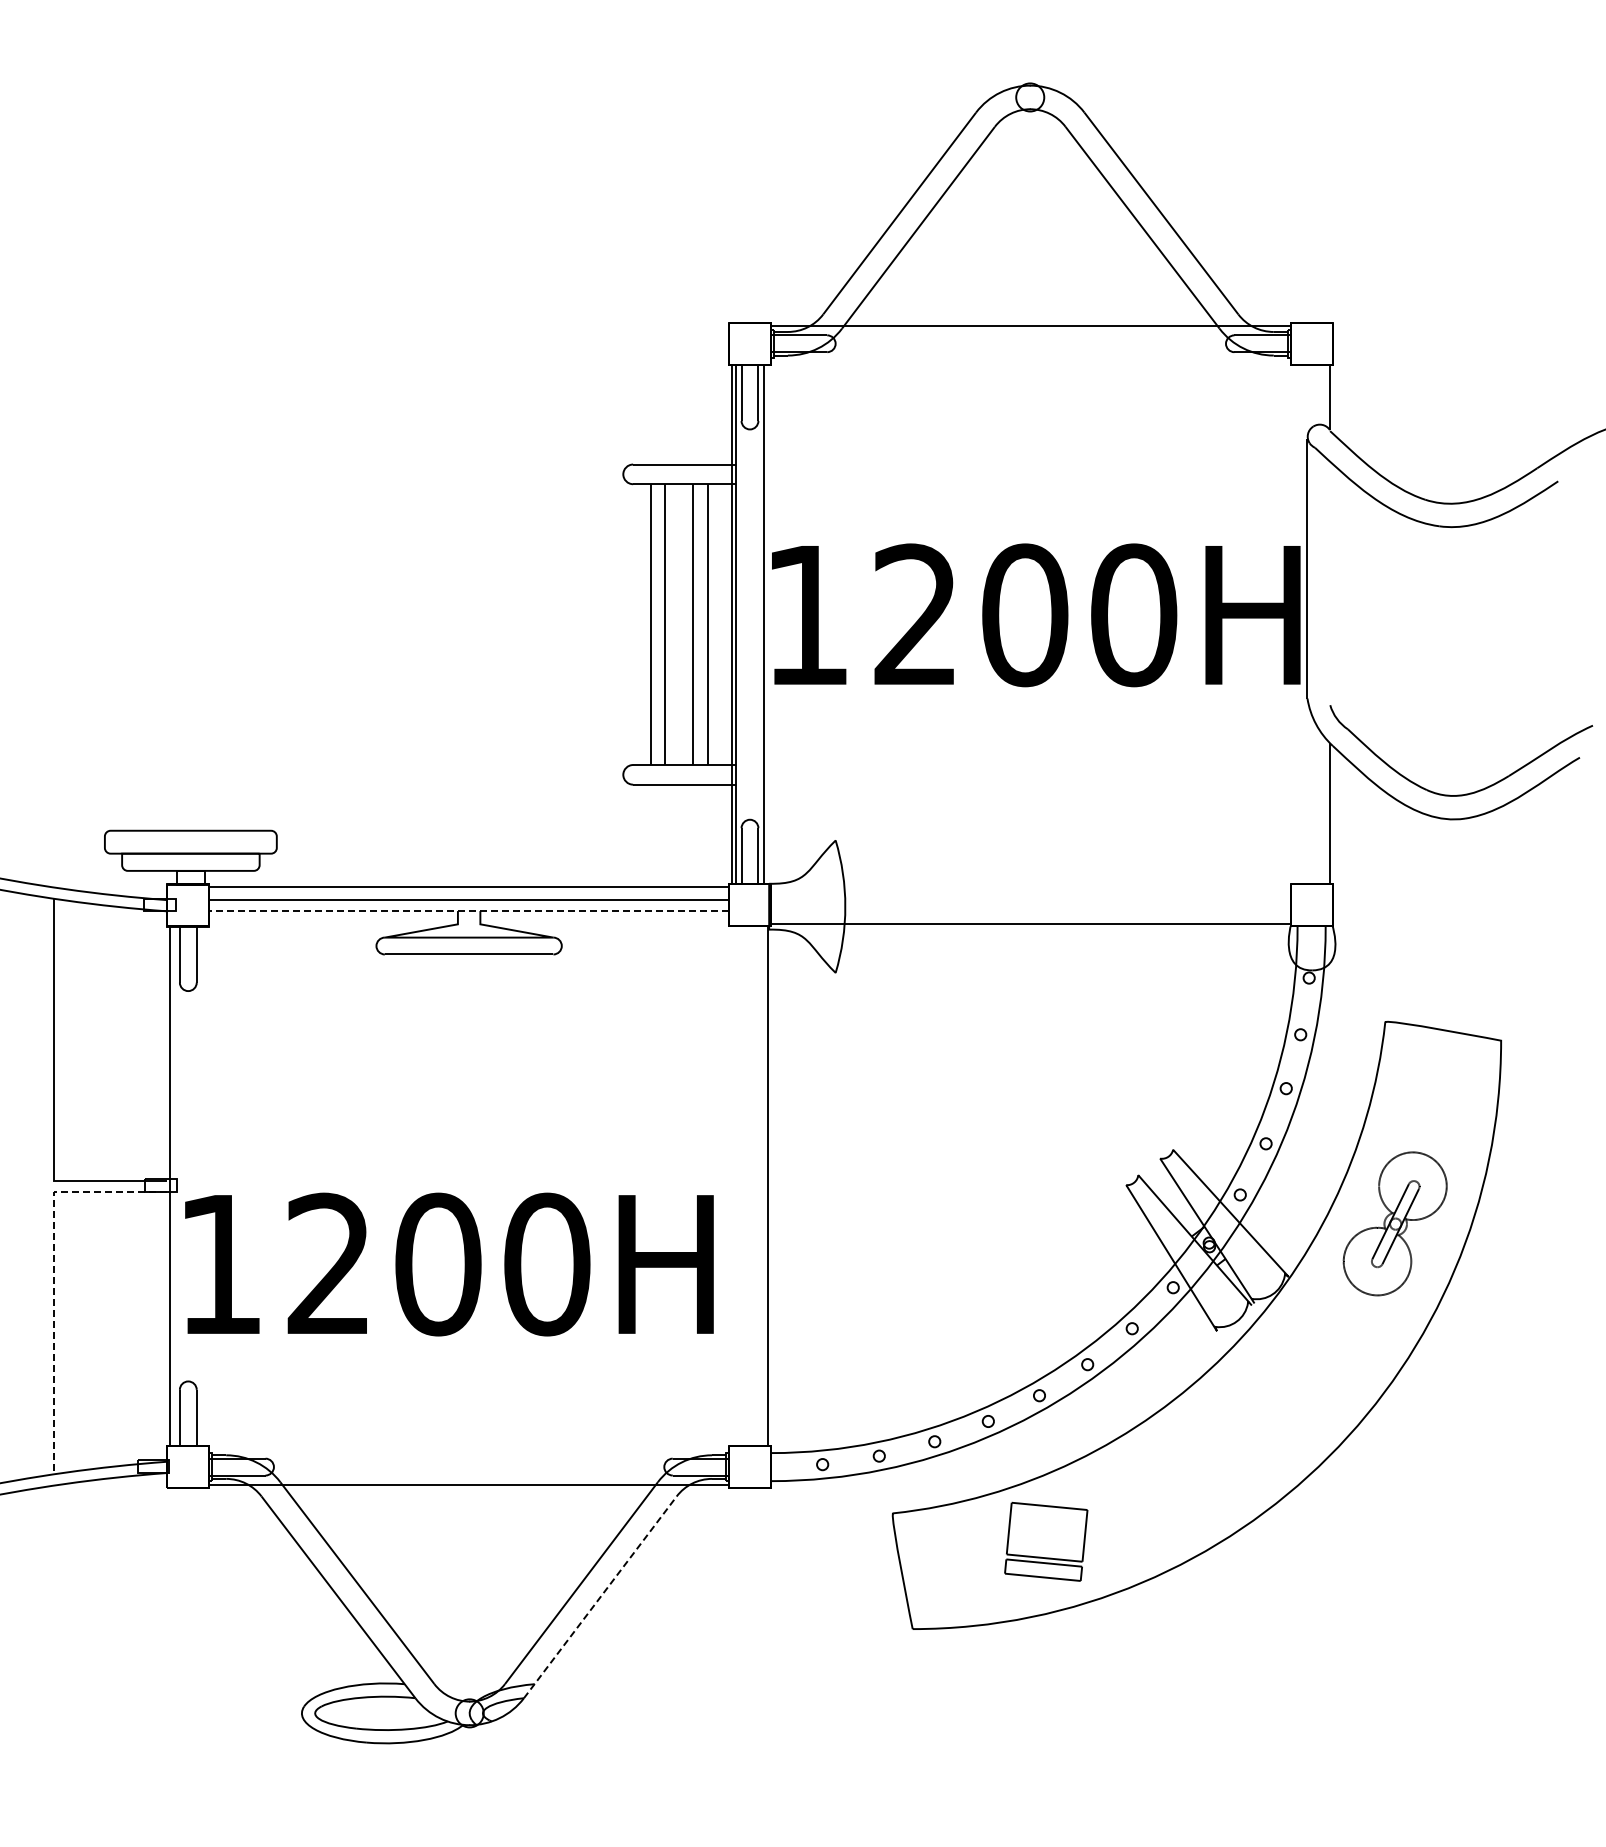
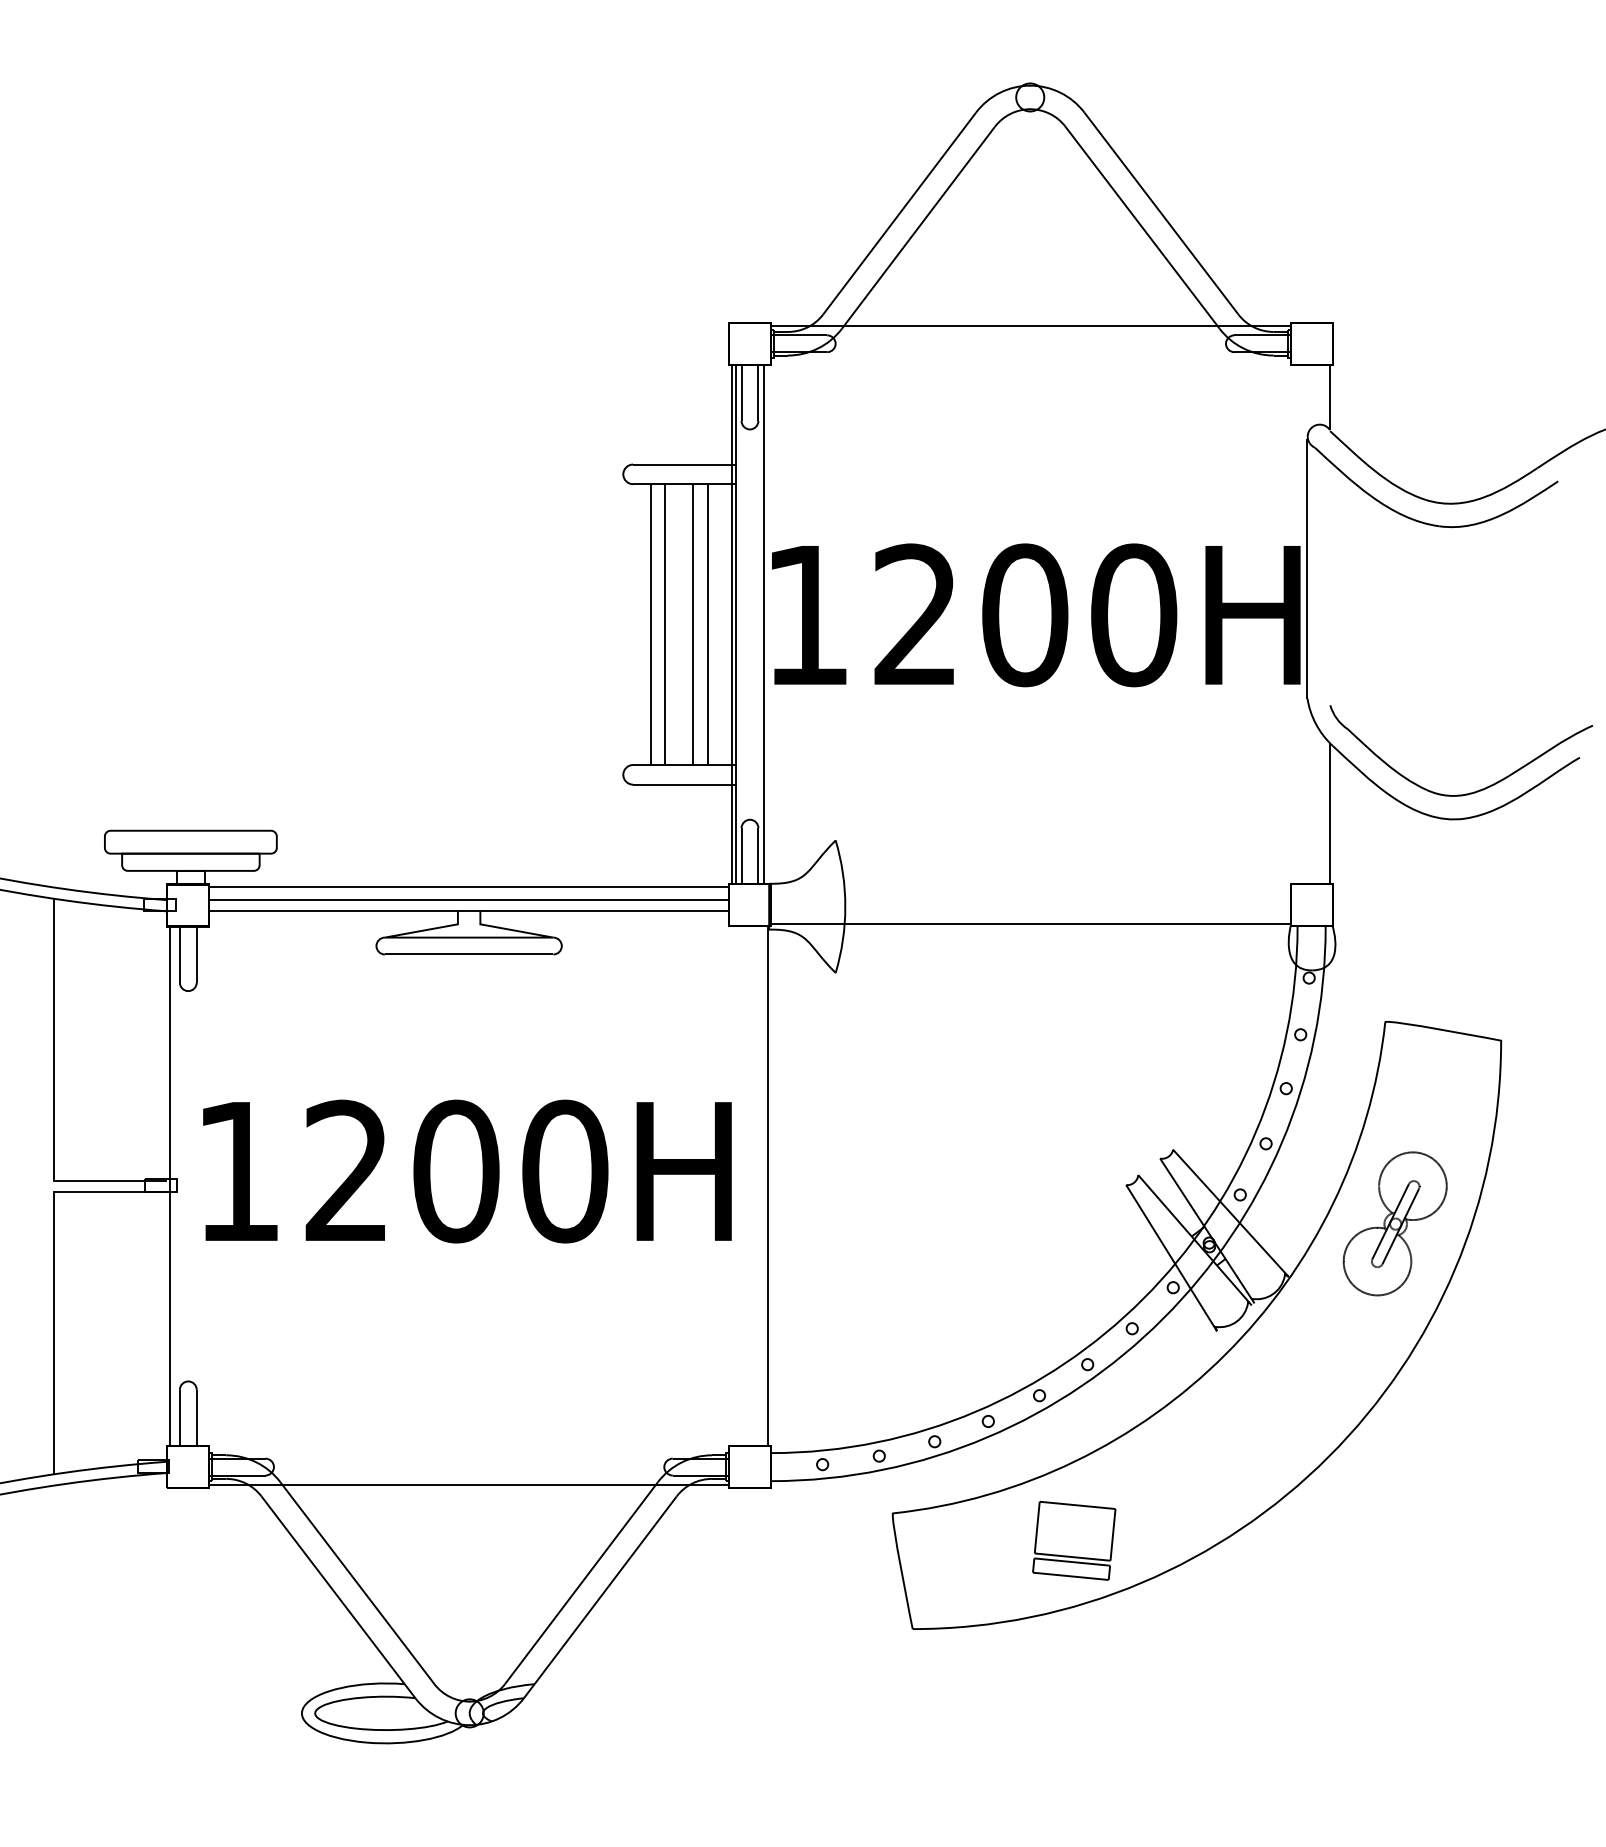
line: dashed -> solid (469, 911)
text position: (449, 1264) -> (467, 1171) (467, 1171)
line: dashed -> solid (53, 1276)
part position: (1046, 1541) -> (1074, 1540) (1074, 1540)
line: dashed -> solid (600, 1597)
